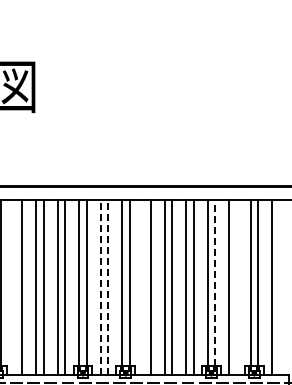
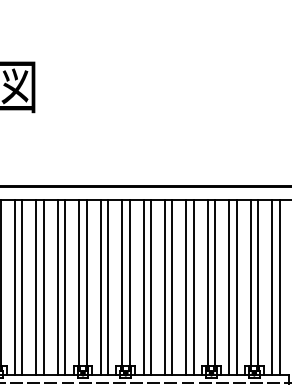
line: dashed -> solid (215, 282)
line: none -> present (14, 287)
line: dashed -> solid (100, 287)
line: dashed -> solid (108, 287)
line: none -> present (143, 287)
line: none -> present (236, 287)
line: none -> present (279, 287)
